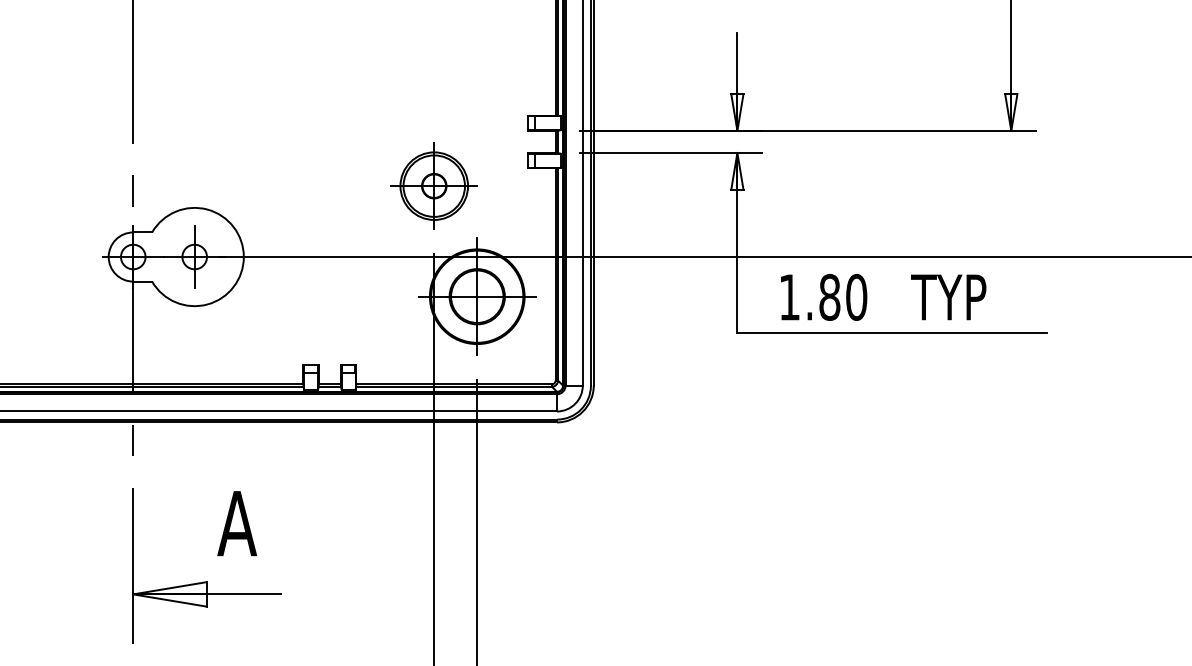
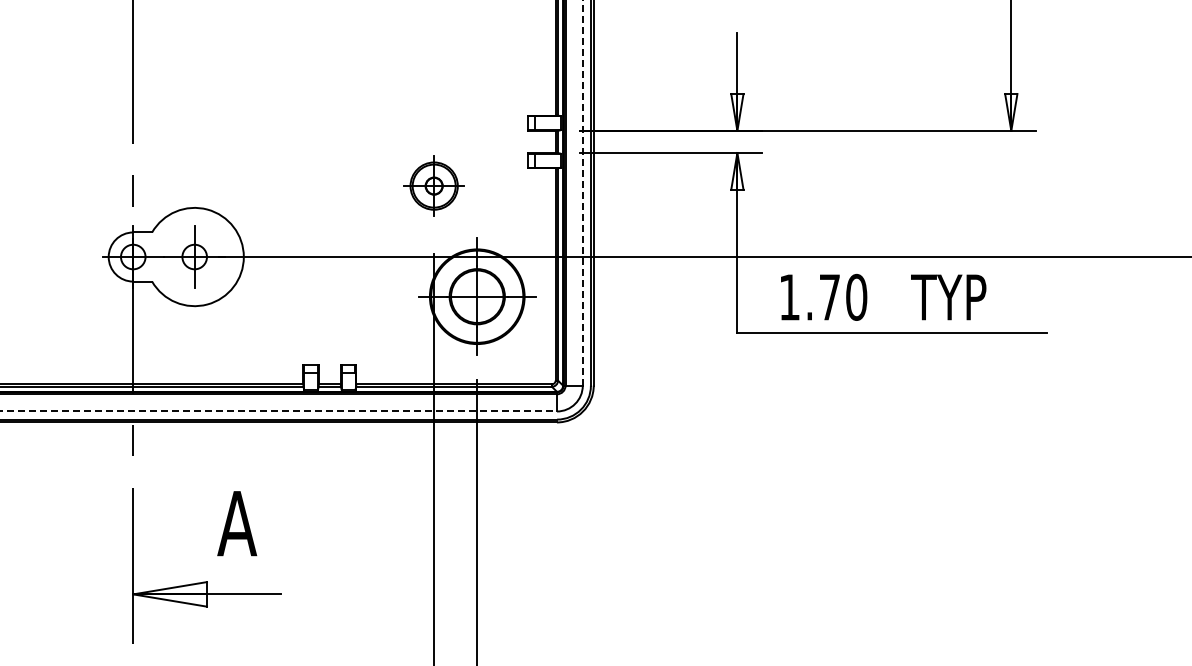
part size: 88x88 px -> 62x62 px (433, 185)
line: solid -> dashed (582, 192)
text: 1.80 -> 1.70 (829, 296)
line: solid -> dashed (279, 411)
